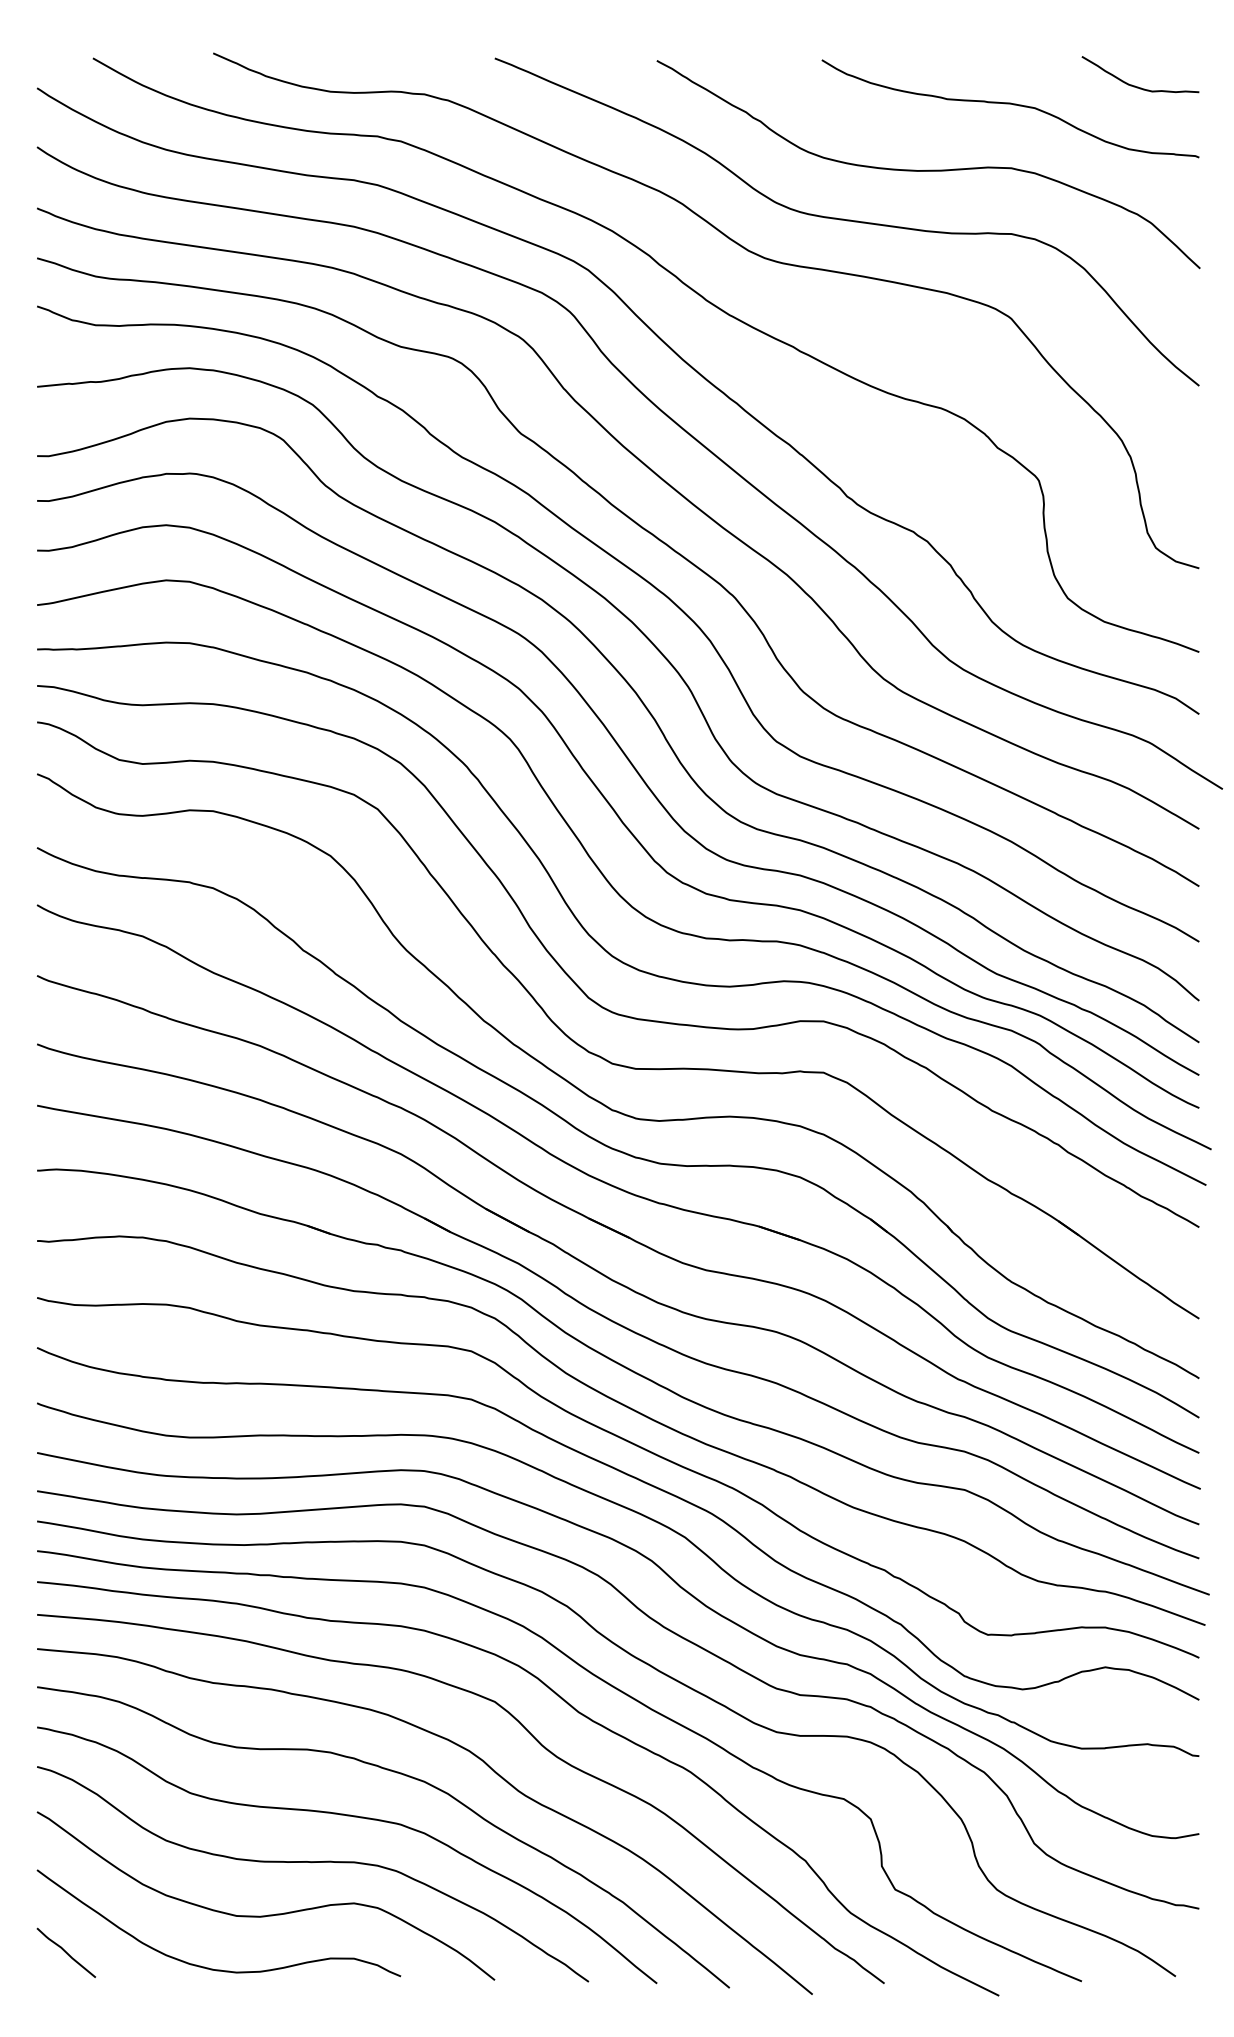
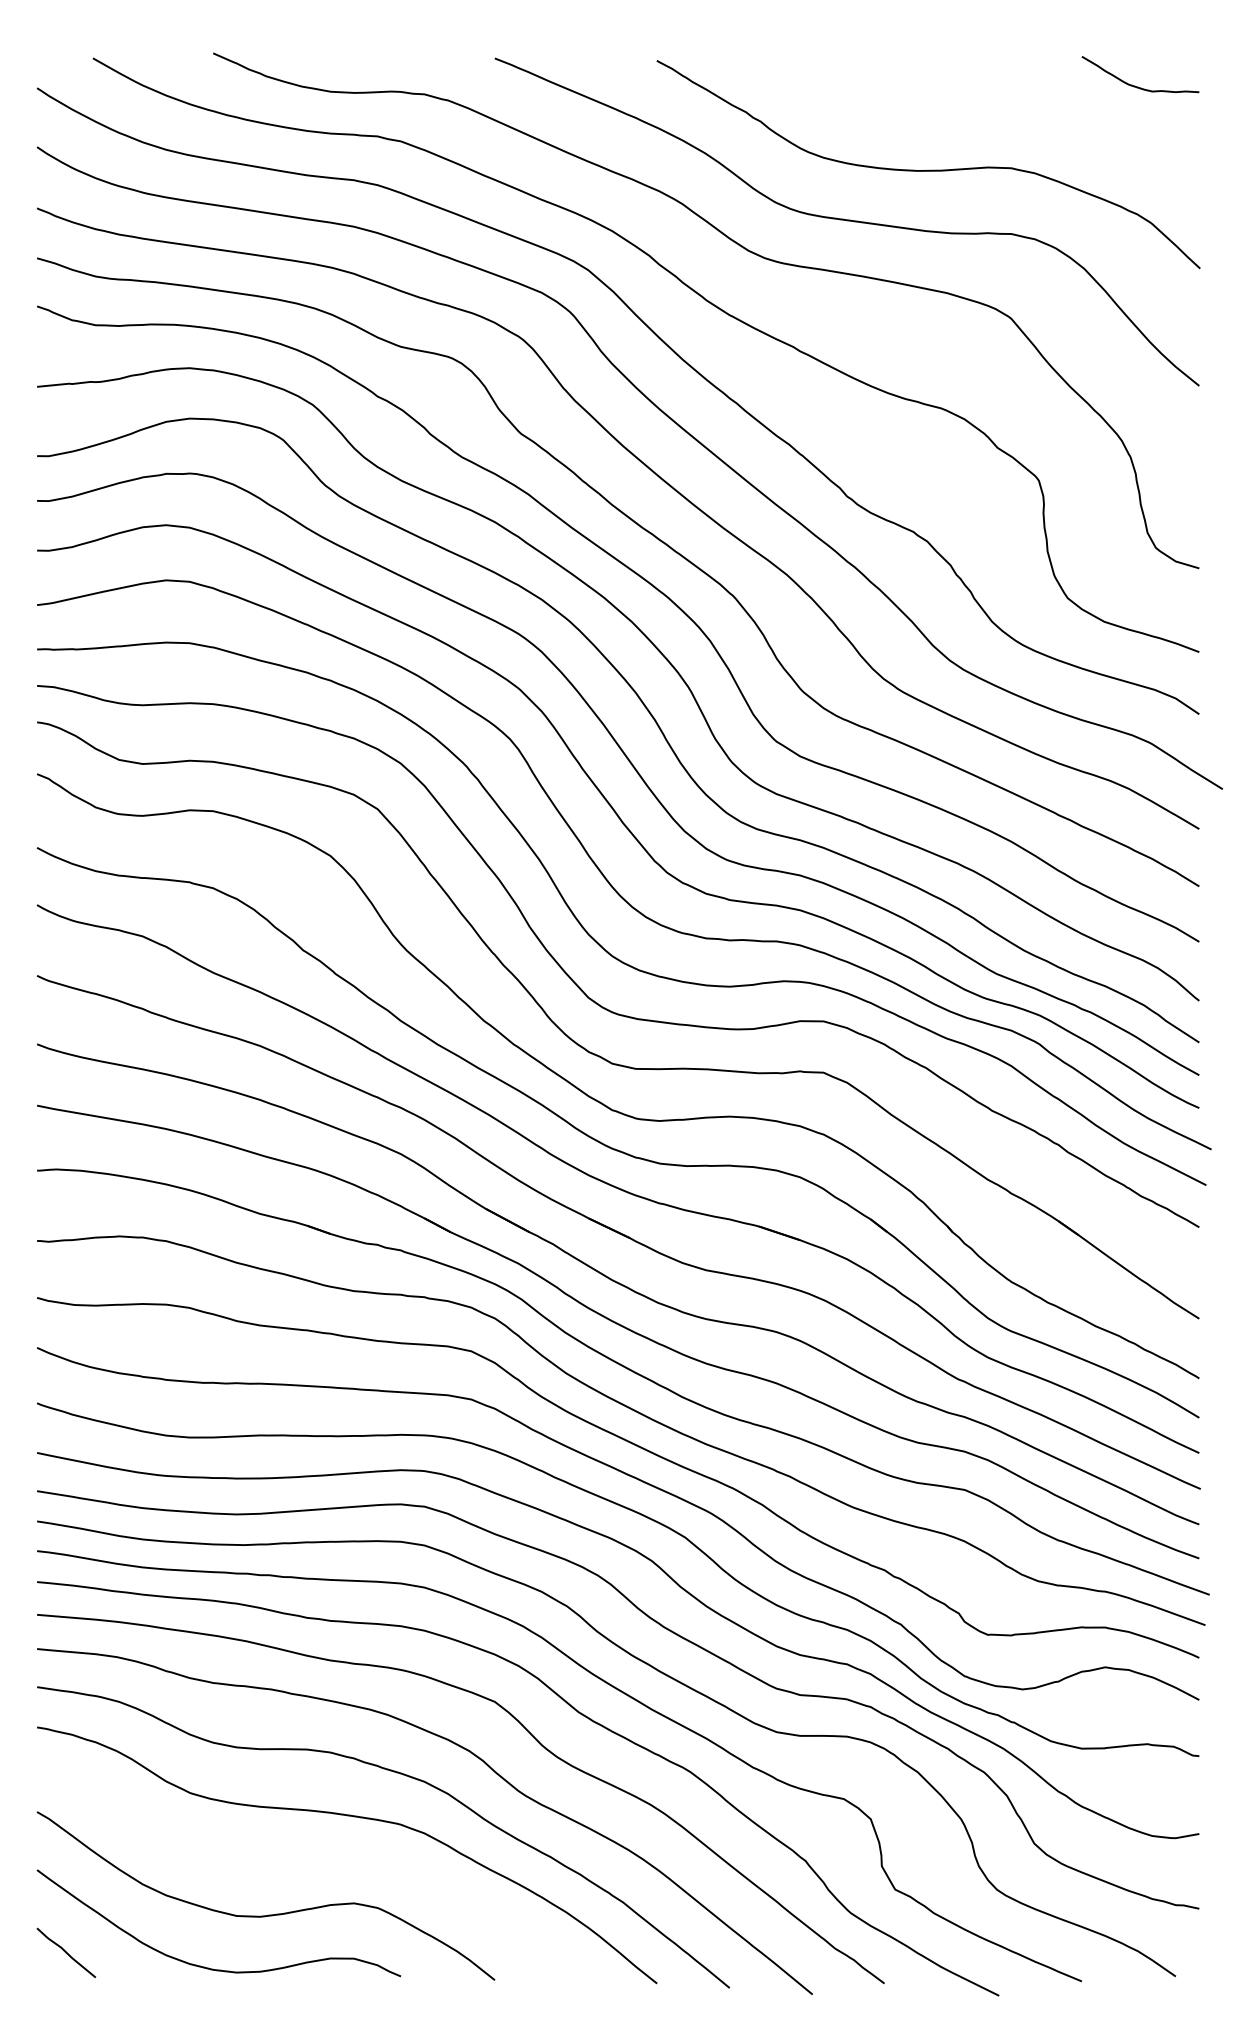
curve: present -> none (1010, 104)
curve: present -> none (311, 1863)
